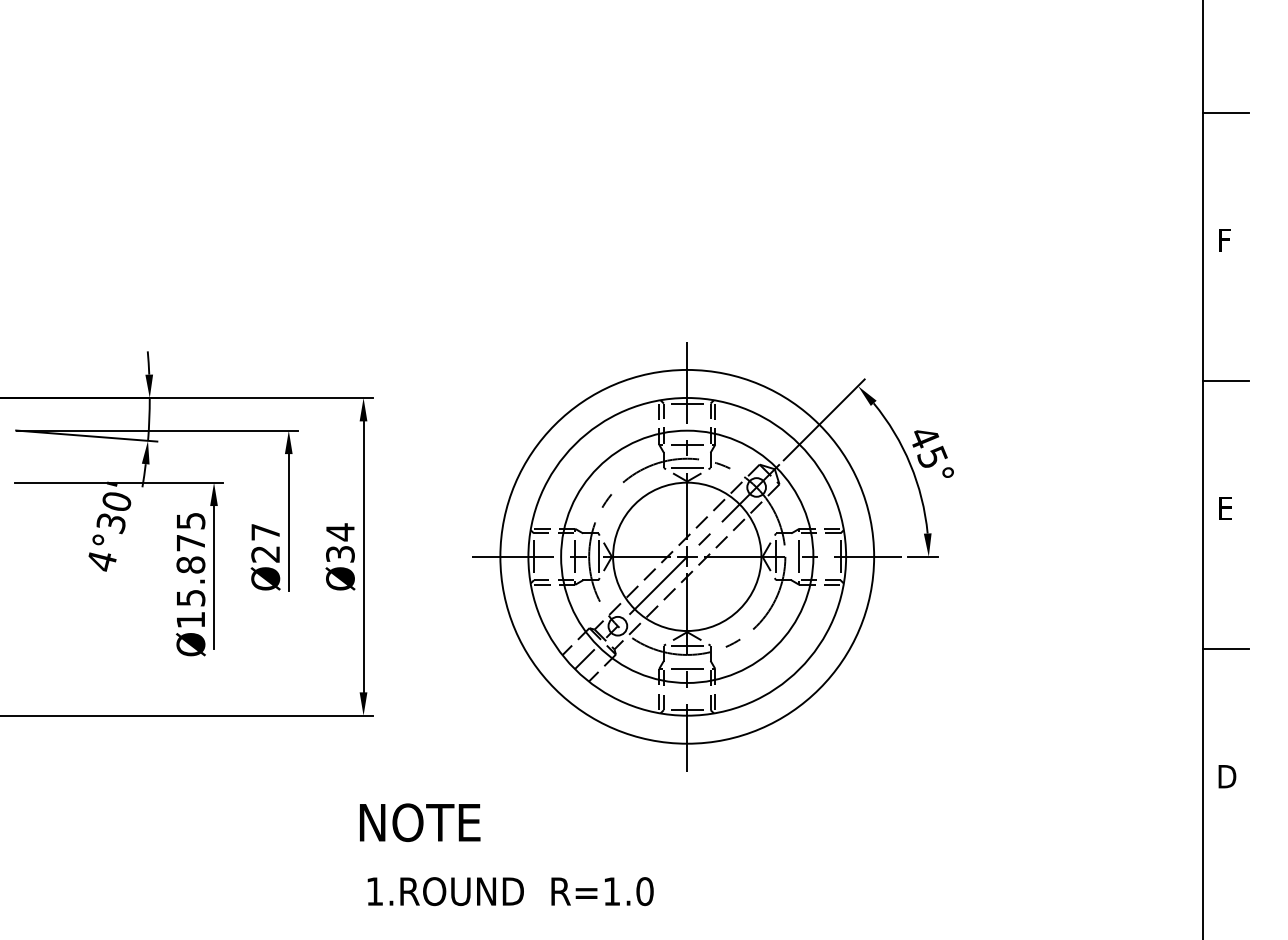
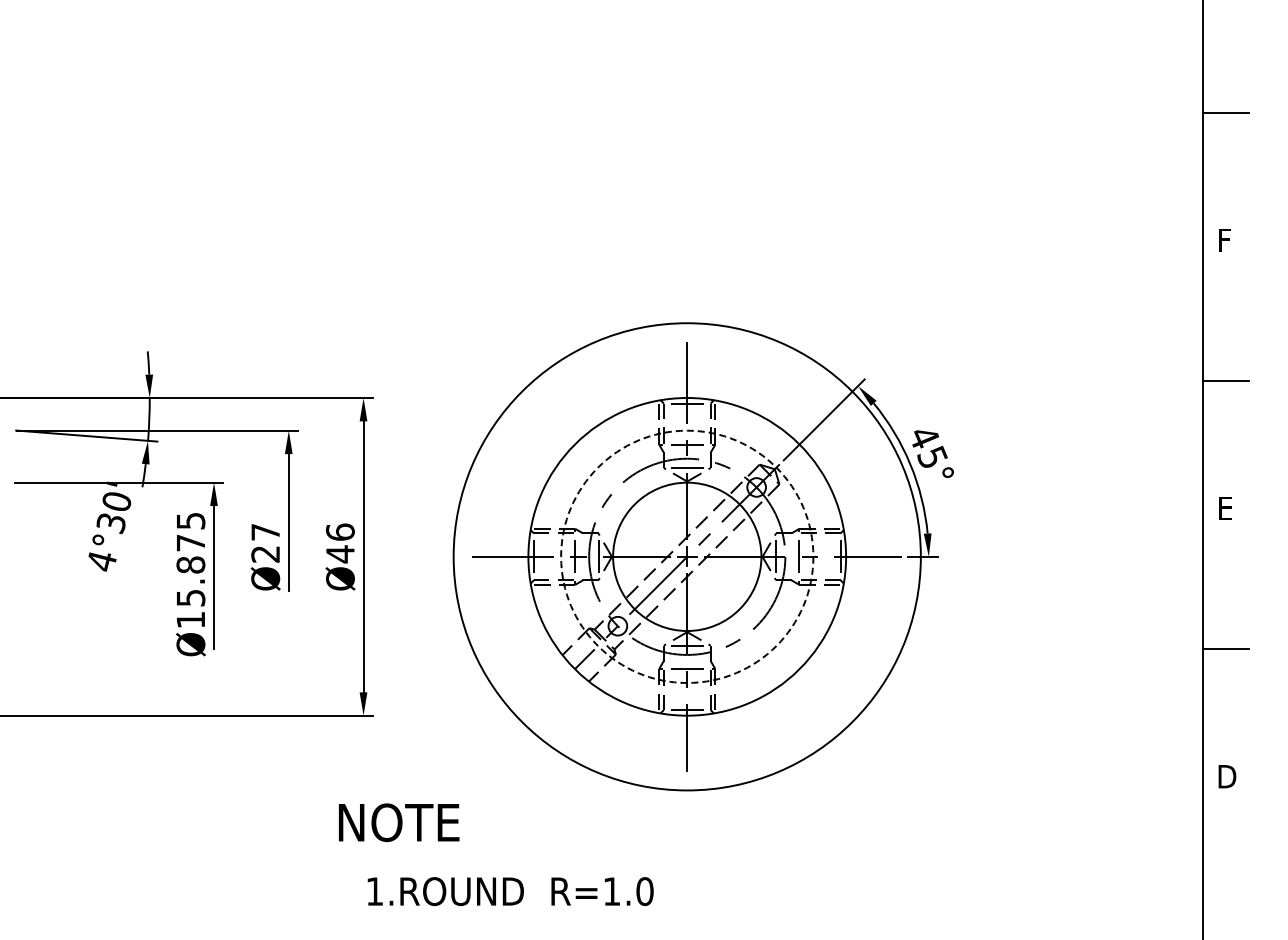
text: Ø34 -> Ø46 (340, 543)
circle diameter: 374 px -> 467 px (686, 556)
circle: solid -> dashed (687, 556)
text position: (420, 822) -> (399, 822) (399, 822)
